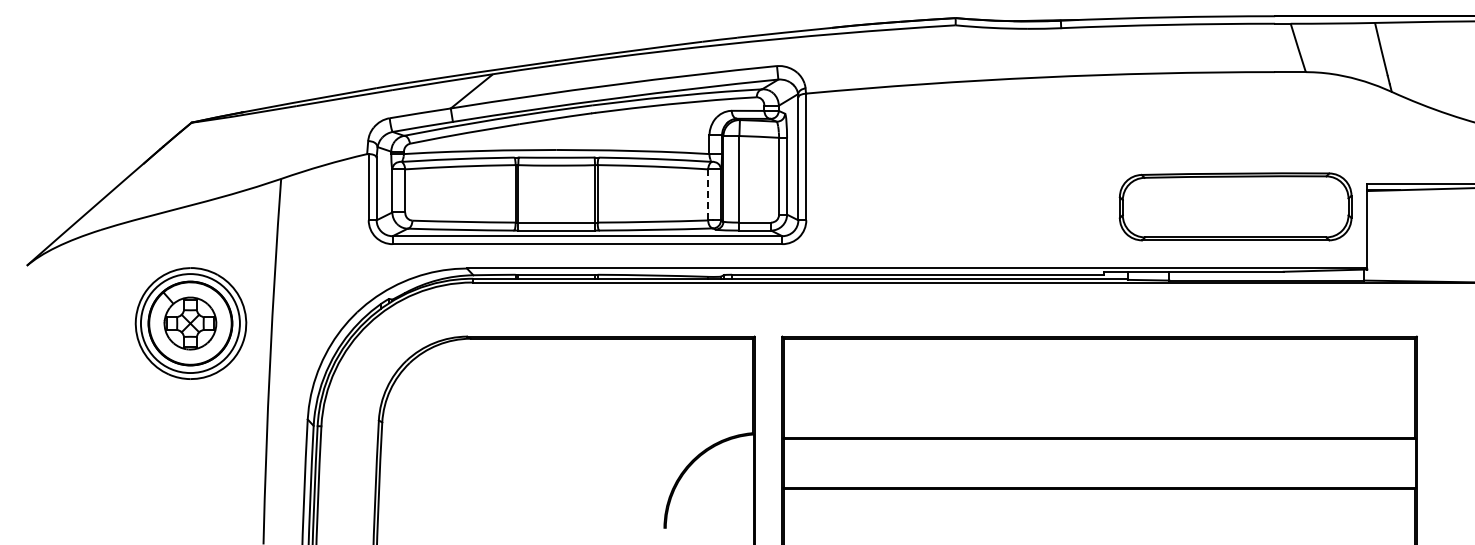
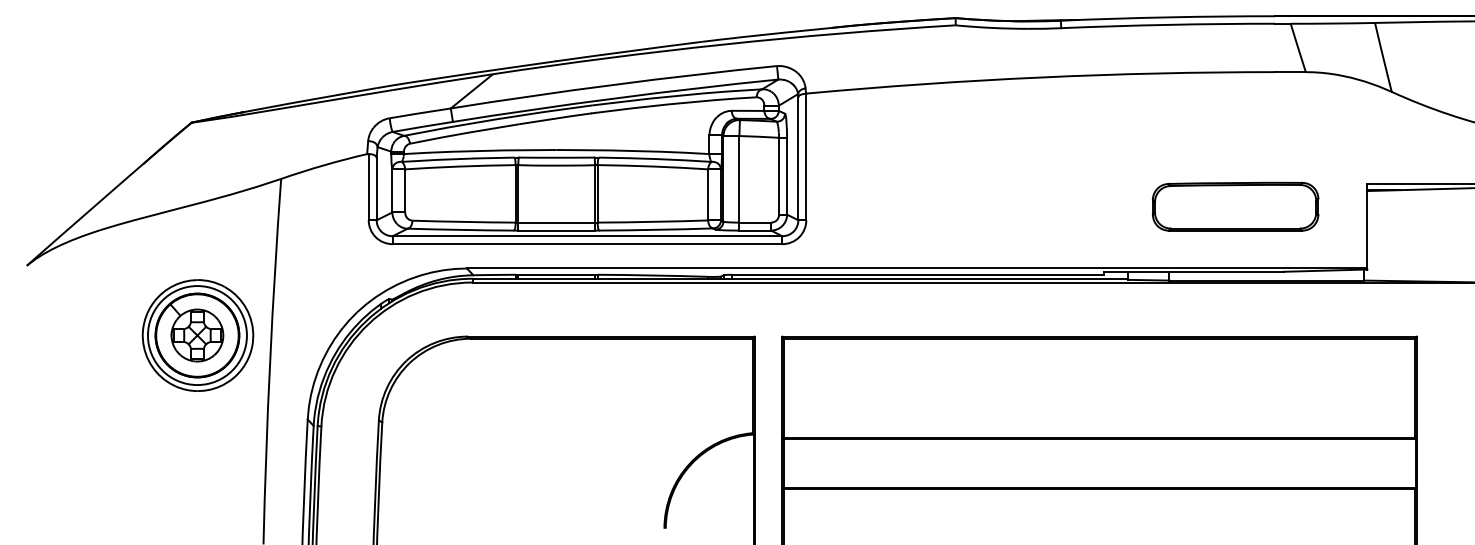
line: dashed -> solid (708, 194)
part size: 235x70 px -> 169x51 px (1235, 206)
part position: (190, 323) -> (197, 335) (197, 335)
